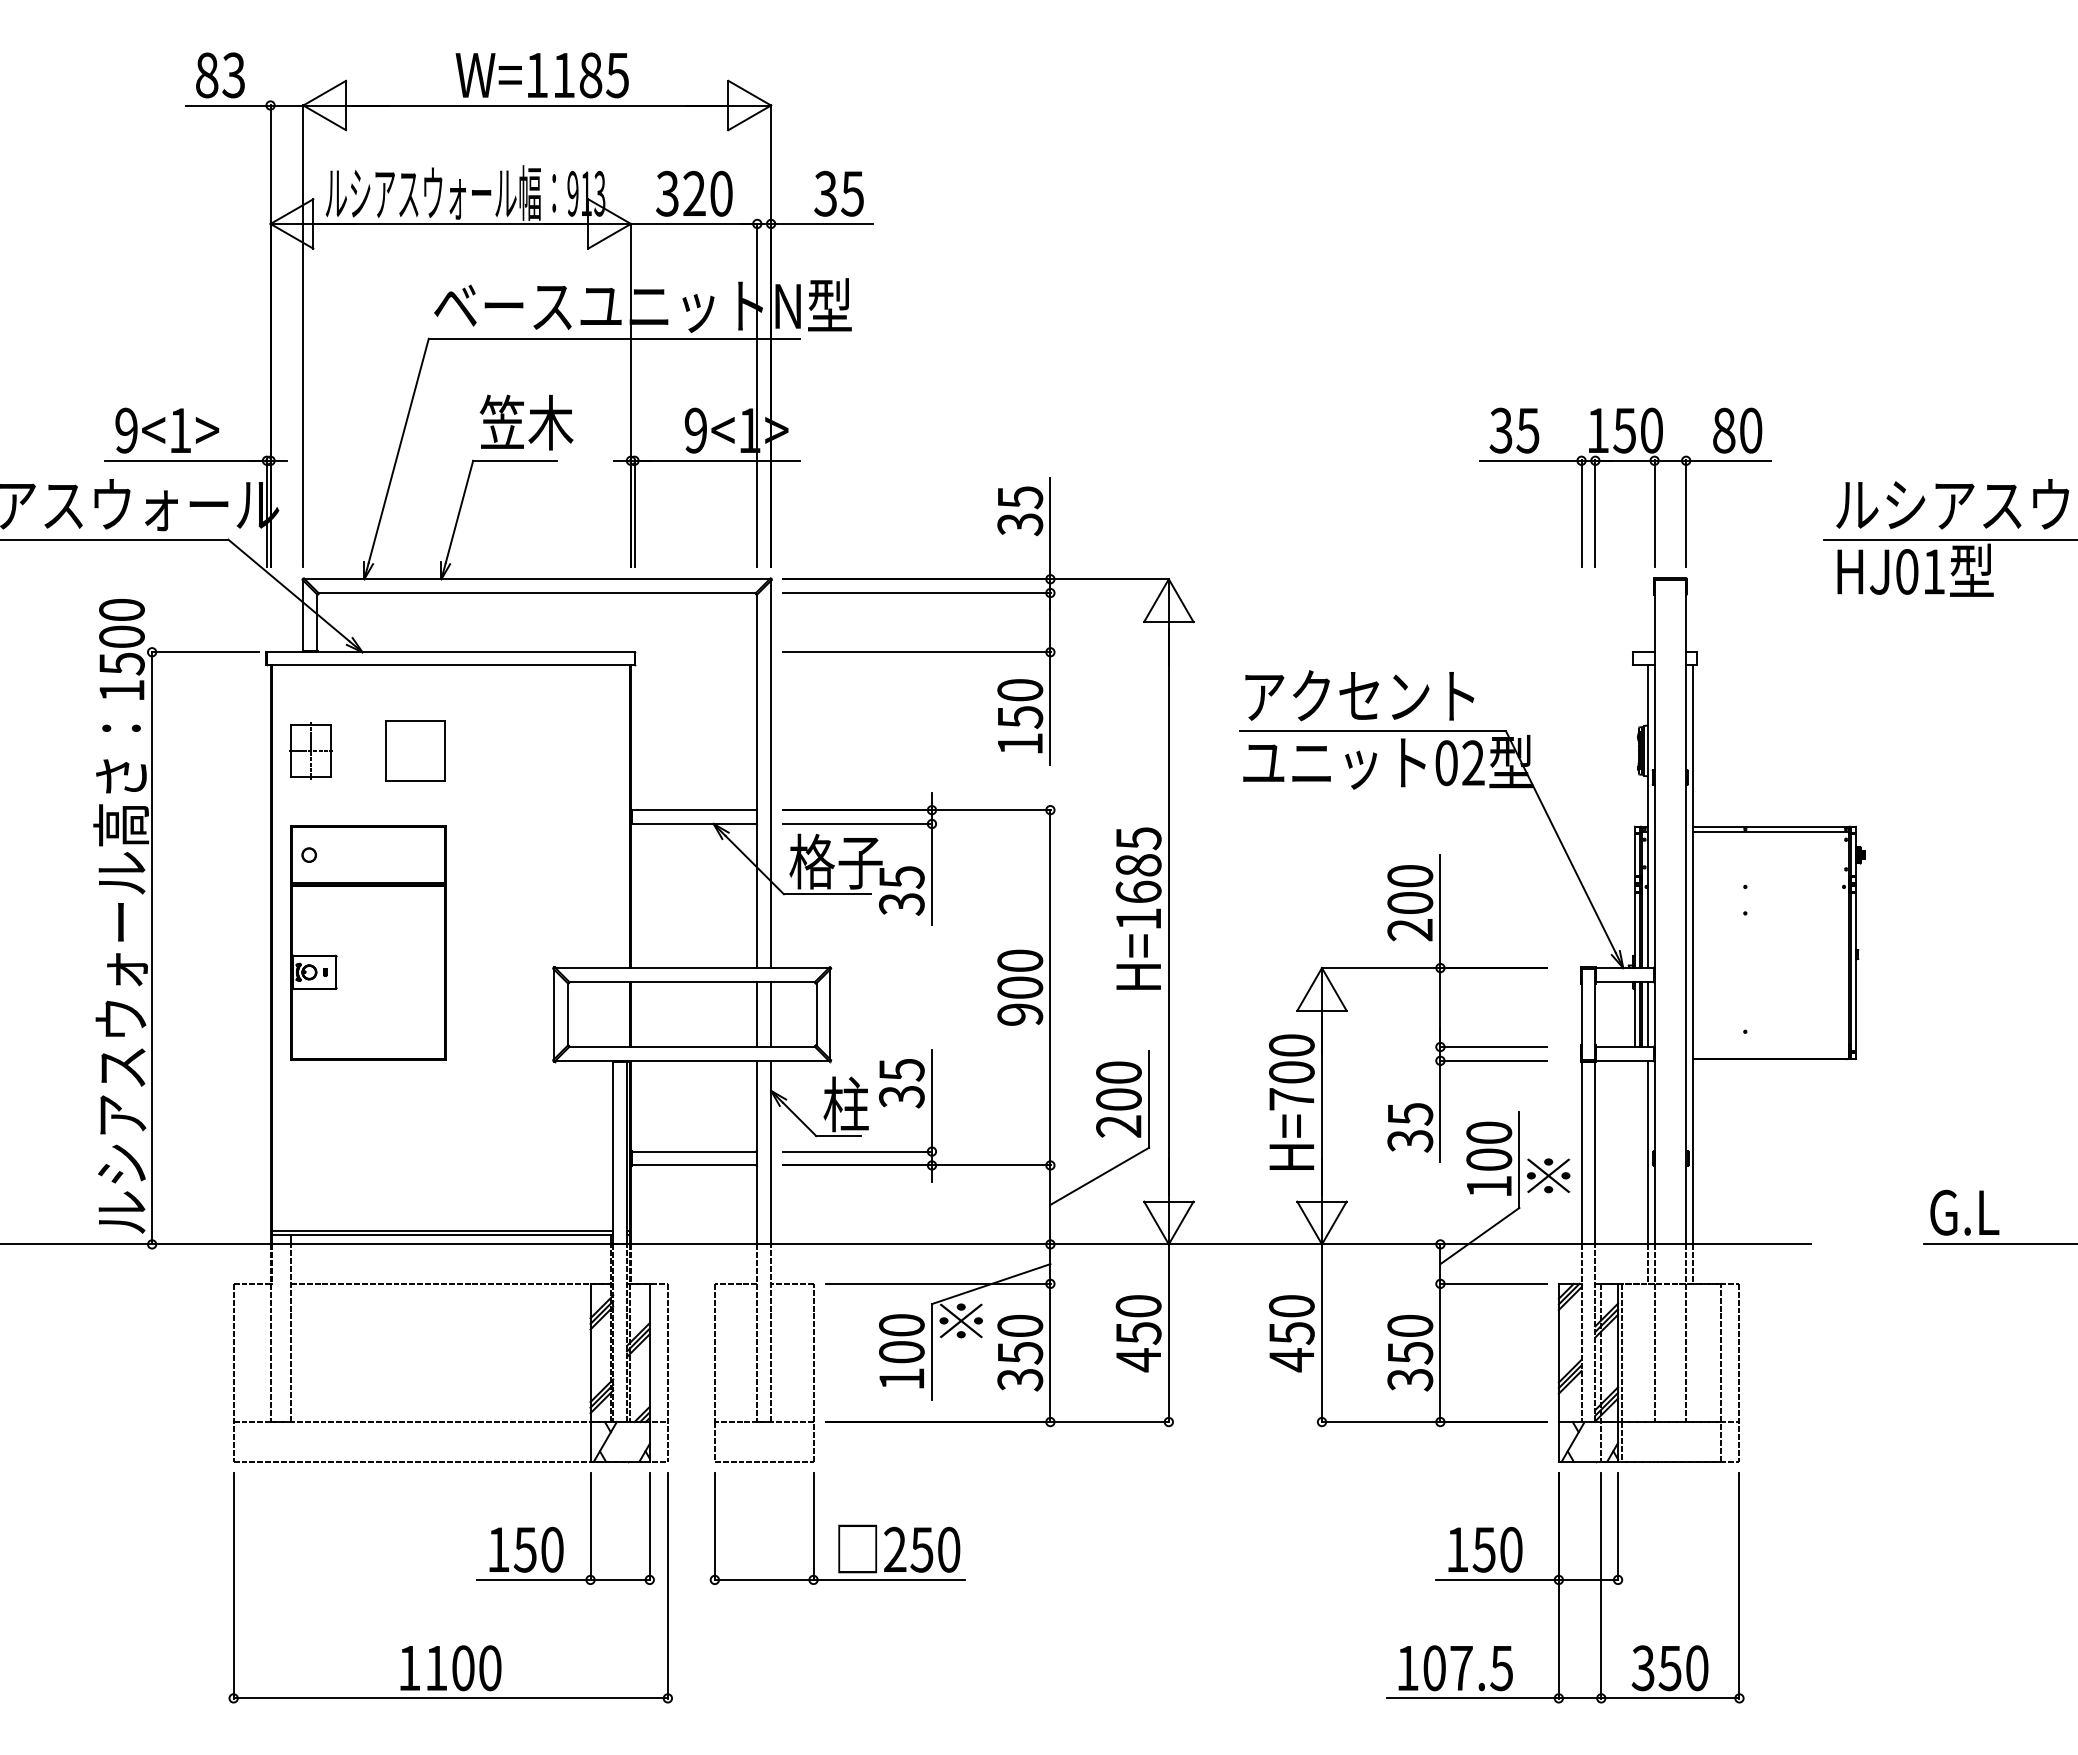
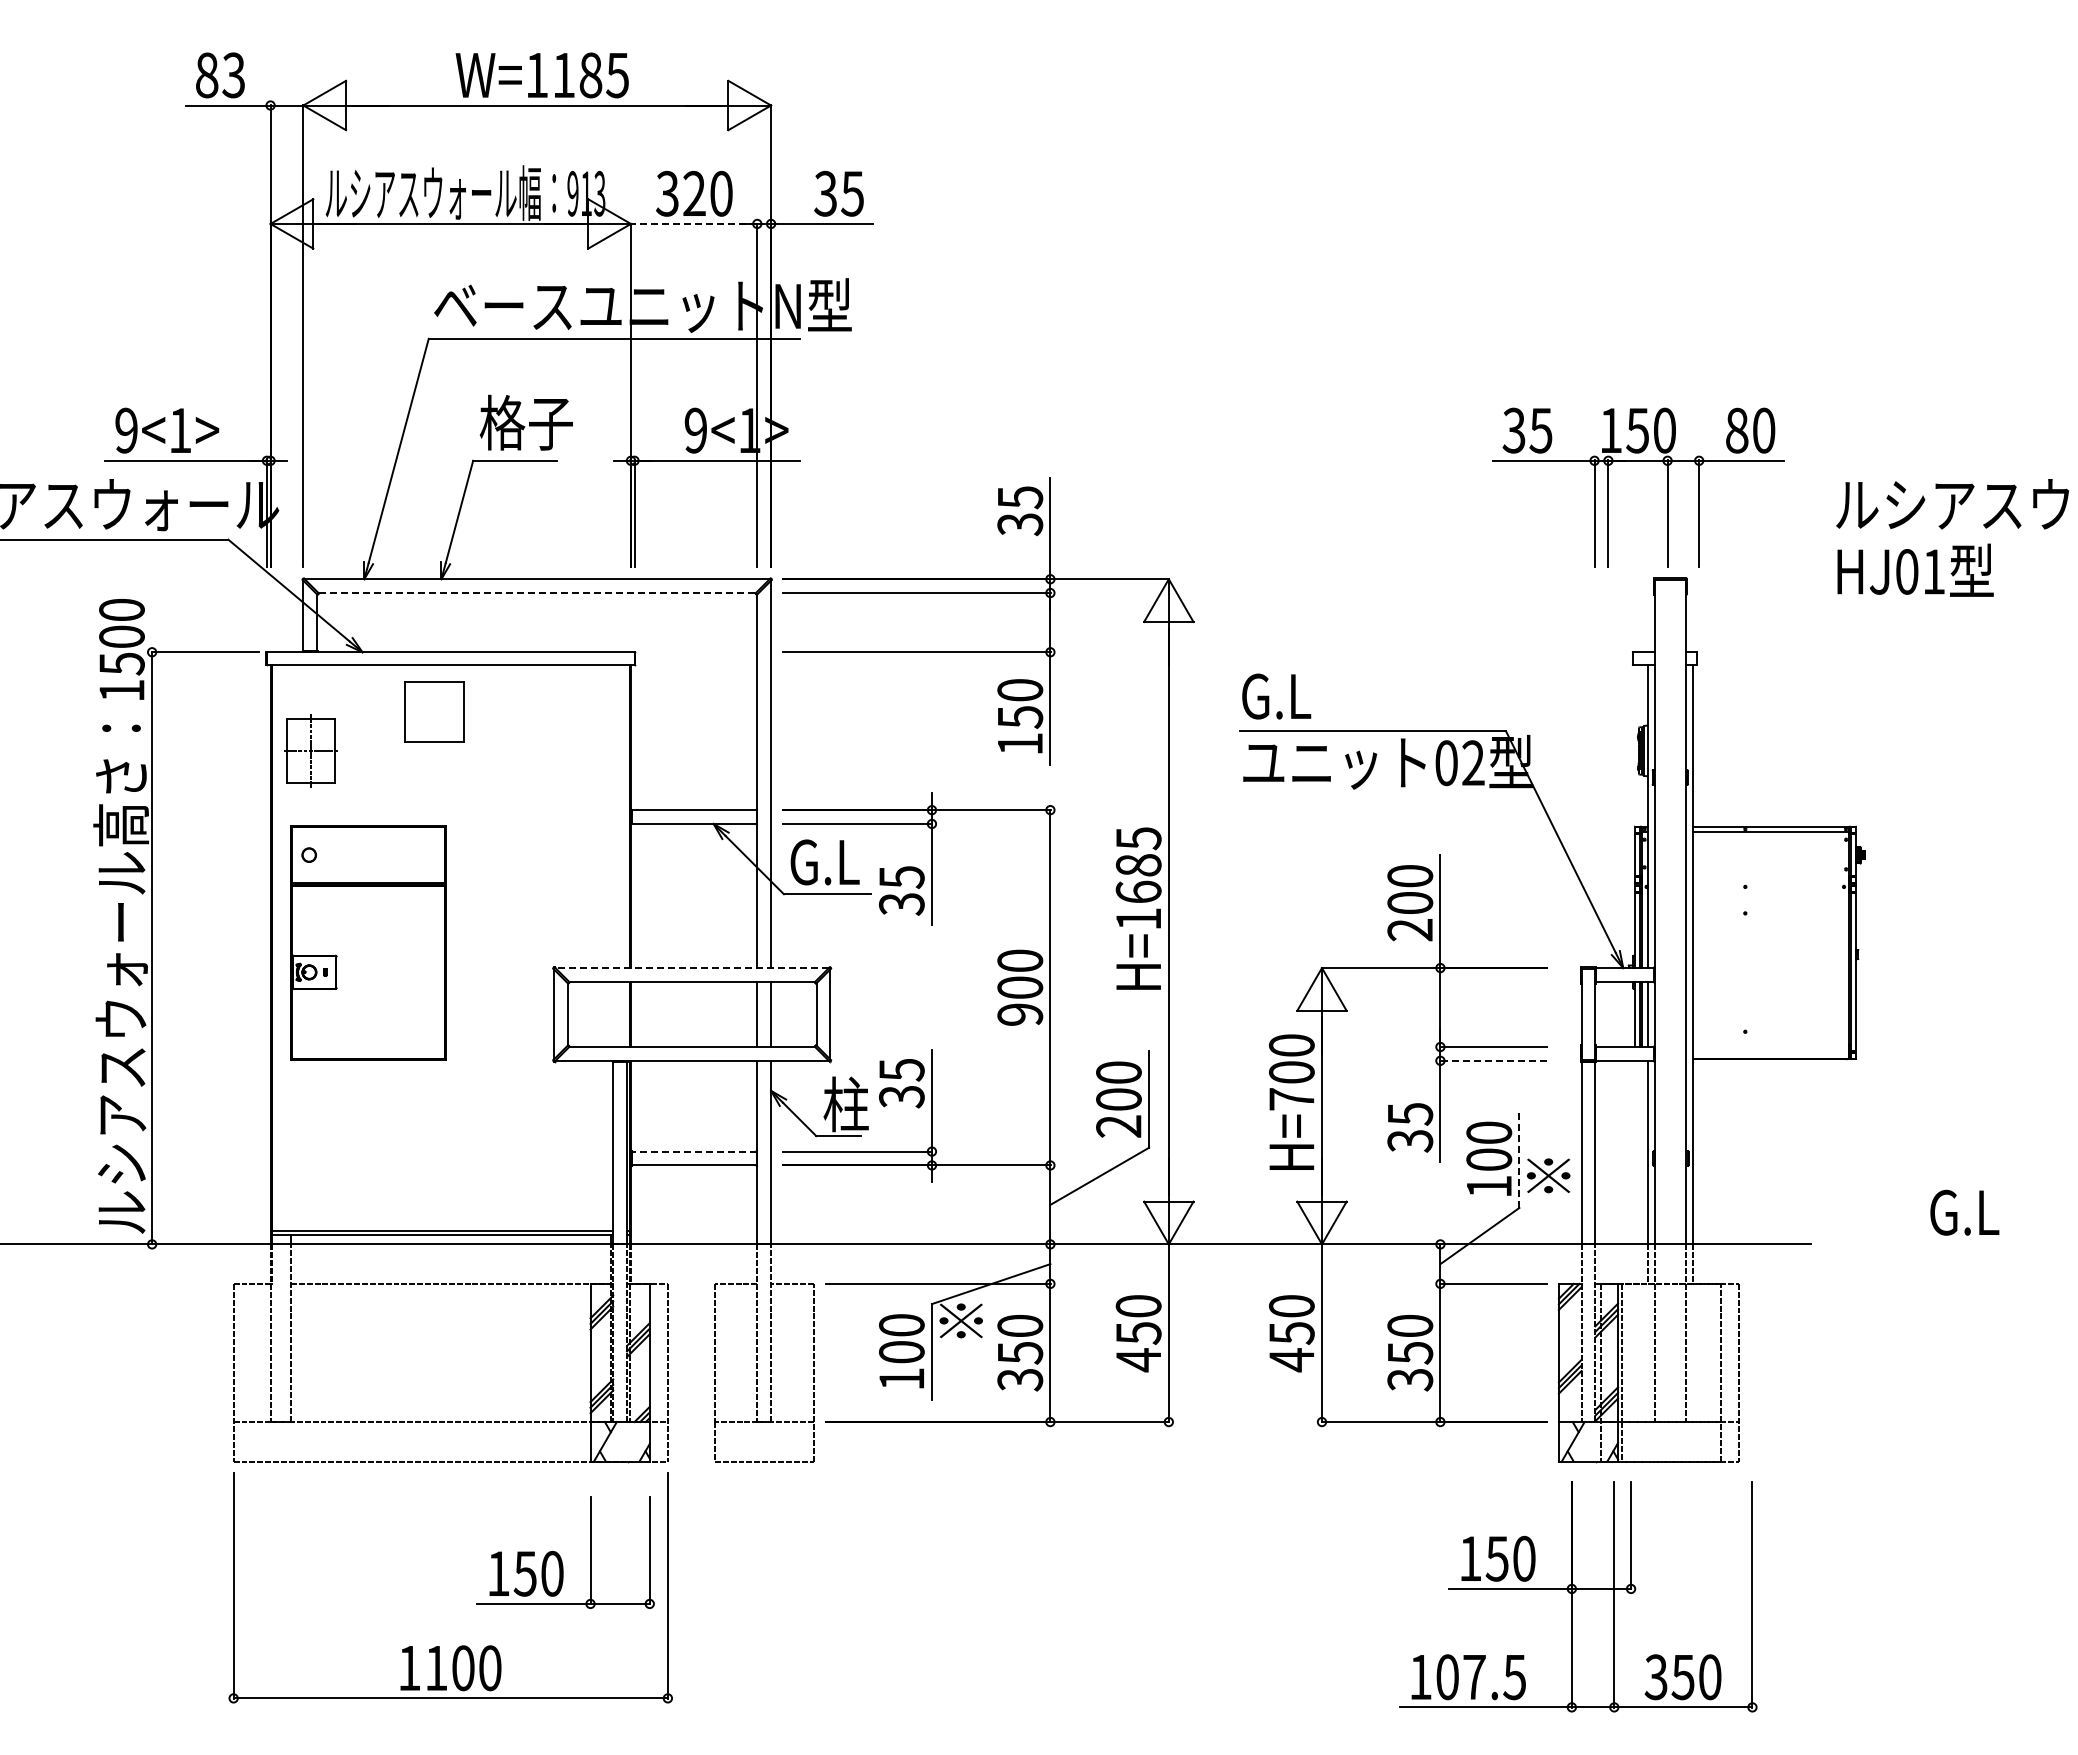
line: solid -> dashed (693, 223)
text: 笠木 -> 格子 (526, 422)
part position: (1625, 461) -> (1638, 461) (1638, 461)
line: present -> none (1948, 539)
line: solid -> dashed (537, 593)
text: アクセント -> G.L (1358, 695)
part size: 44x58 px -> 54x74 px (310, 750)
part position: (415, 750) -> (434, 711) (434, 711)
text: 格子 -> G.L (835, 861)
line: solid -> dashed (692, 968)
line: solid -> dashed (1493, 1060)
line: solid -> dashed (693, 1151)
line: solid -> dashed (1519, 1159)
line: present -> none (1998, 1244)
part position: (565, 1528) -> (565, 1552) (565, 1552)
part: present -> none (837, 1528)
part position: (1565, 1587) -> (1578, 1596) (1578, 1596)
